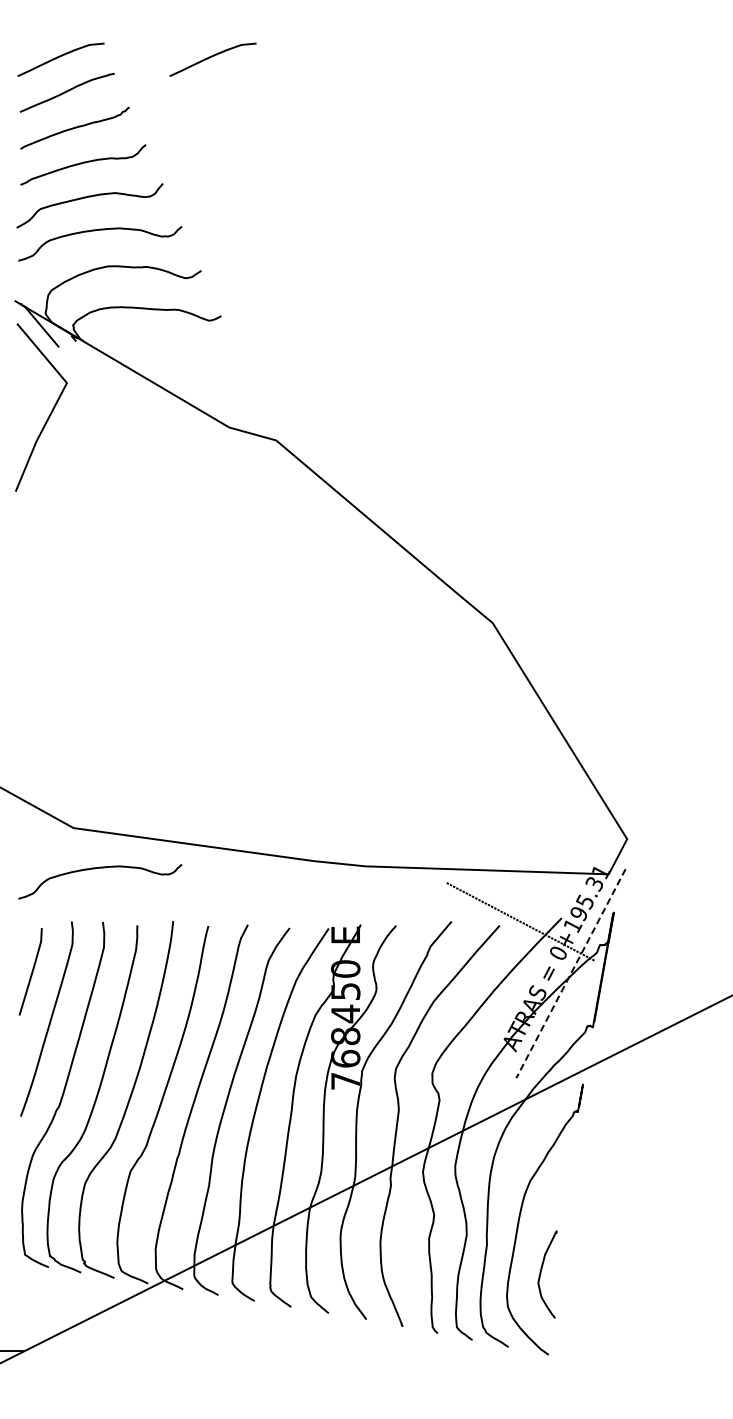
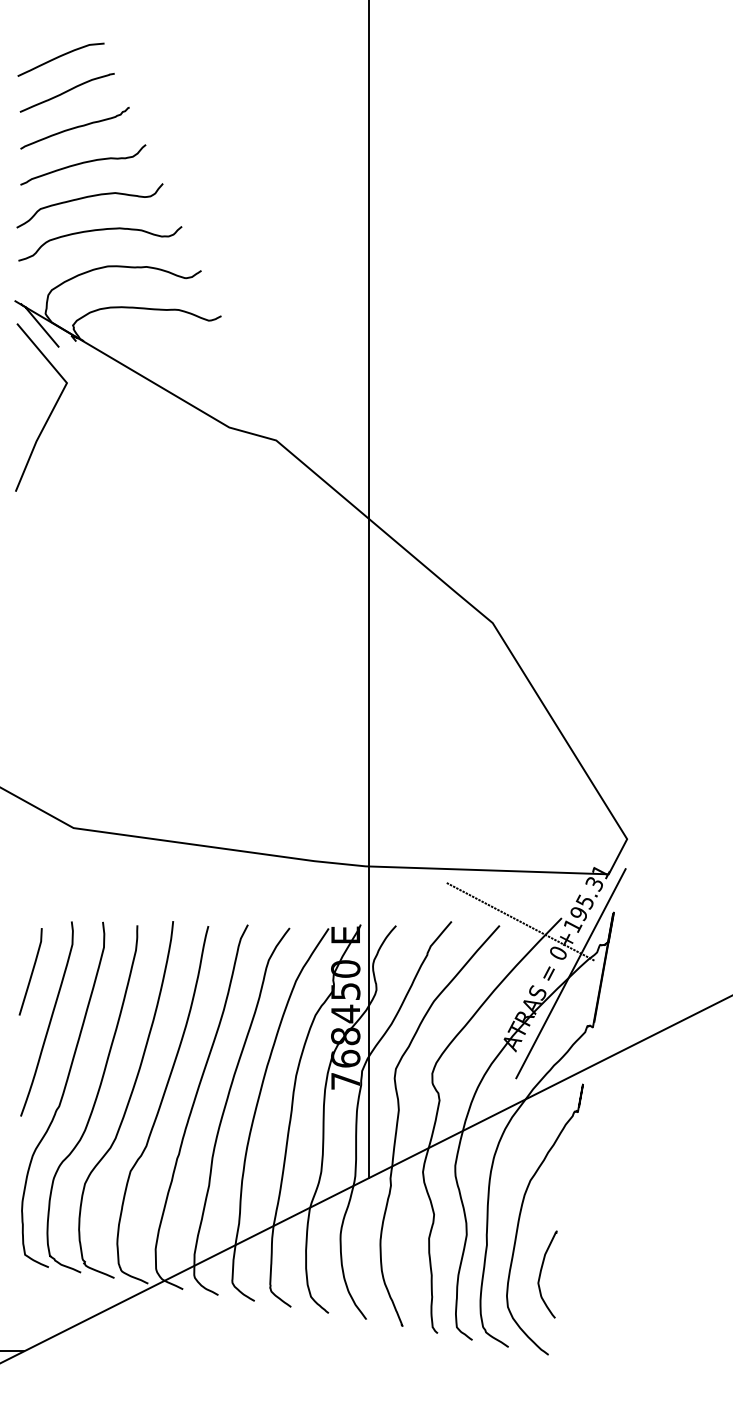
curve: present -> none (212, 57)
line: none -> present (368, 590)
curve: present -> none (100, 868)
line: dashed -> solid (570, 973)
